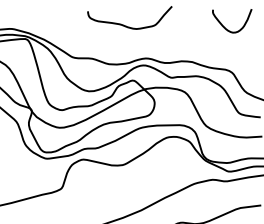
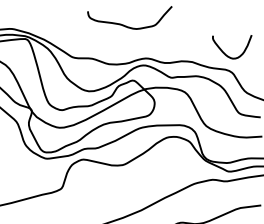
curve position: (228, 29) -> (228, 55) (228, 55)
